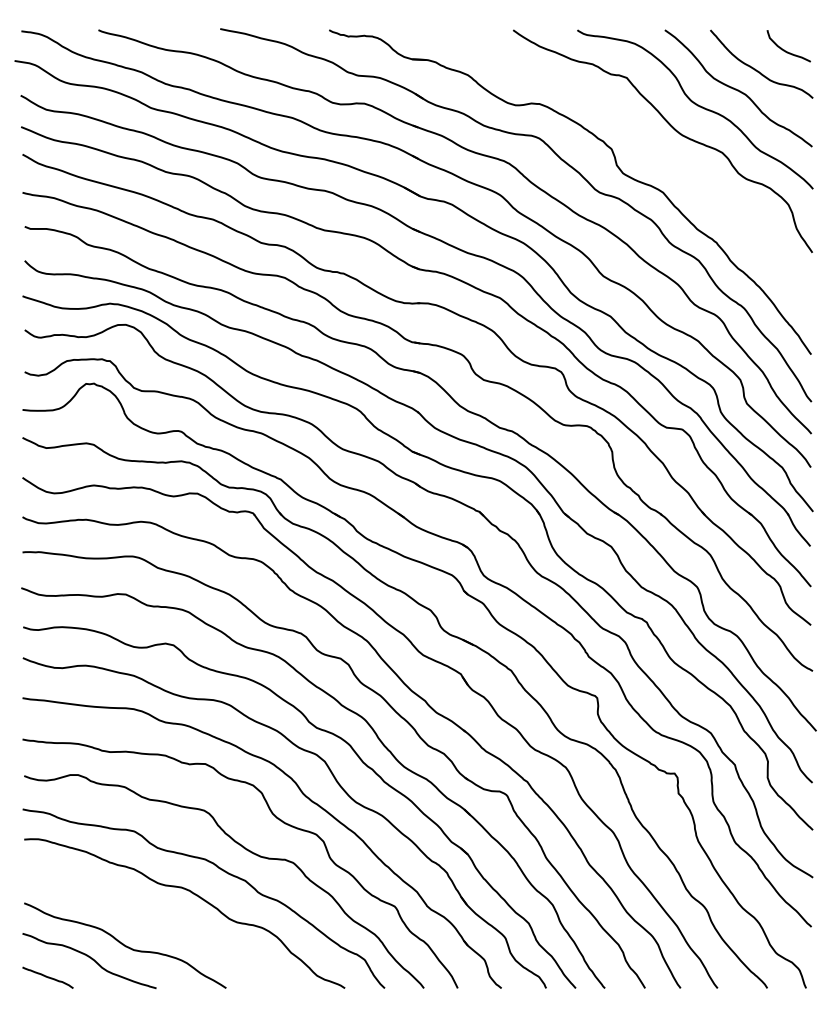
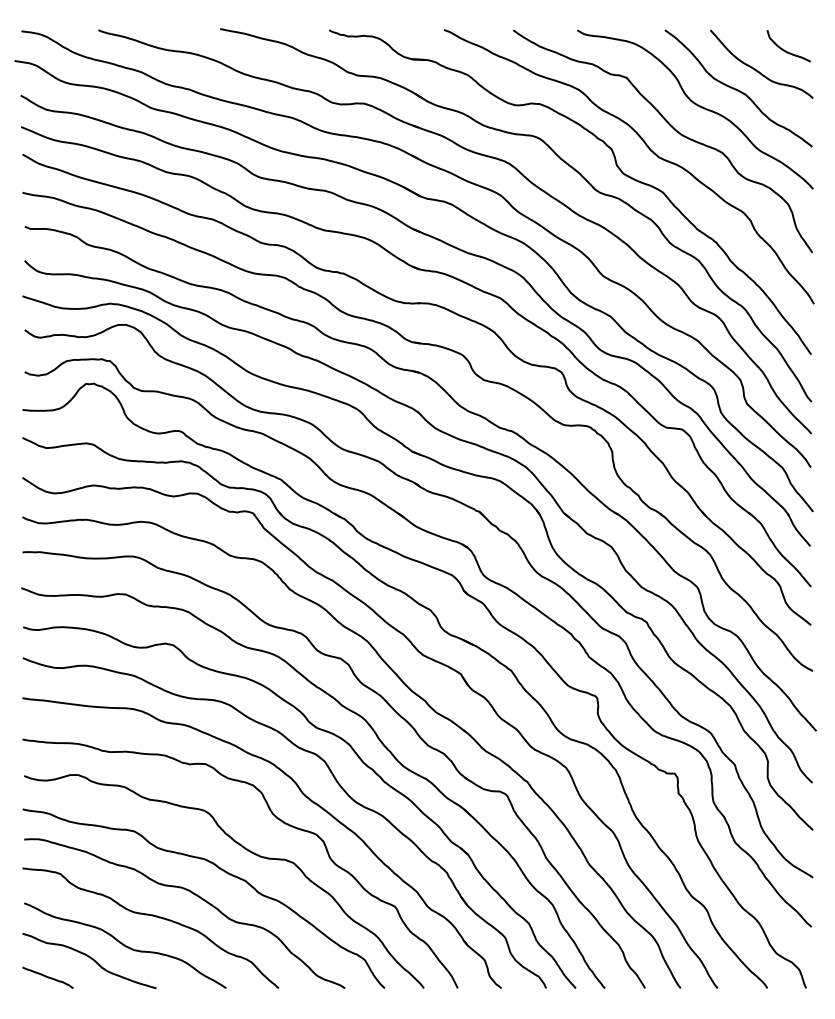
curve: none -> present (649, 150)
curve: none -> present (151, 916)
